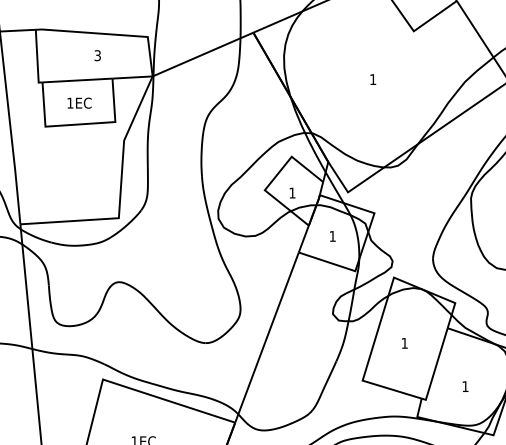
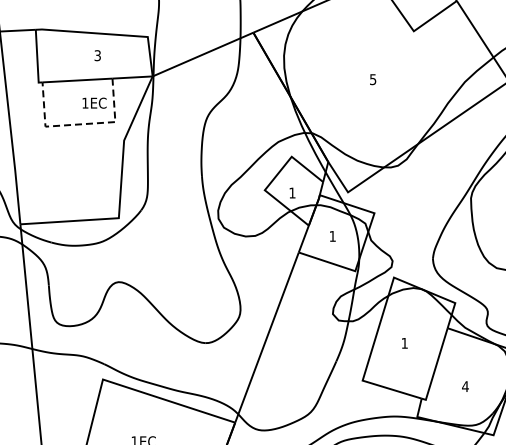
text: 1 -> 5 (373, 79)
text position: (79, 102) -> (94, 102) (94, 102)
line: solid -> dashed (79, 124)
text: 1 -> 4 (465, 386)
